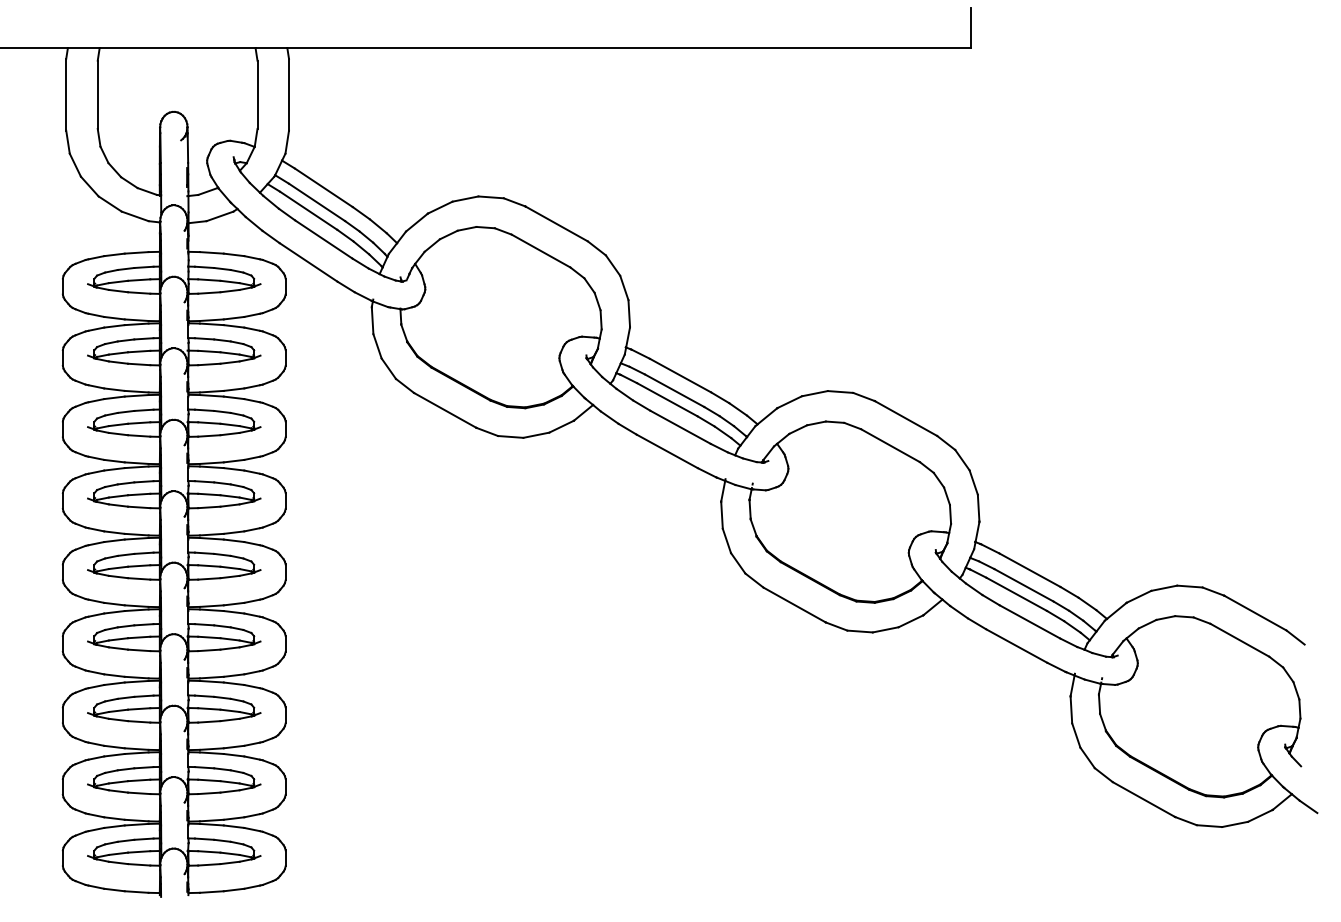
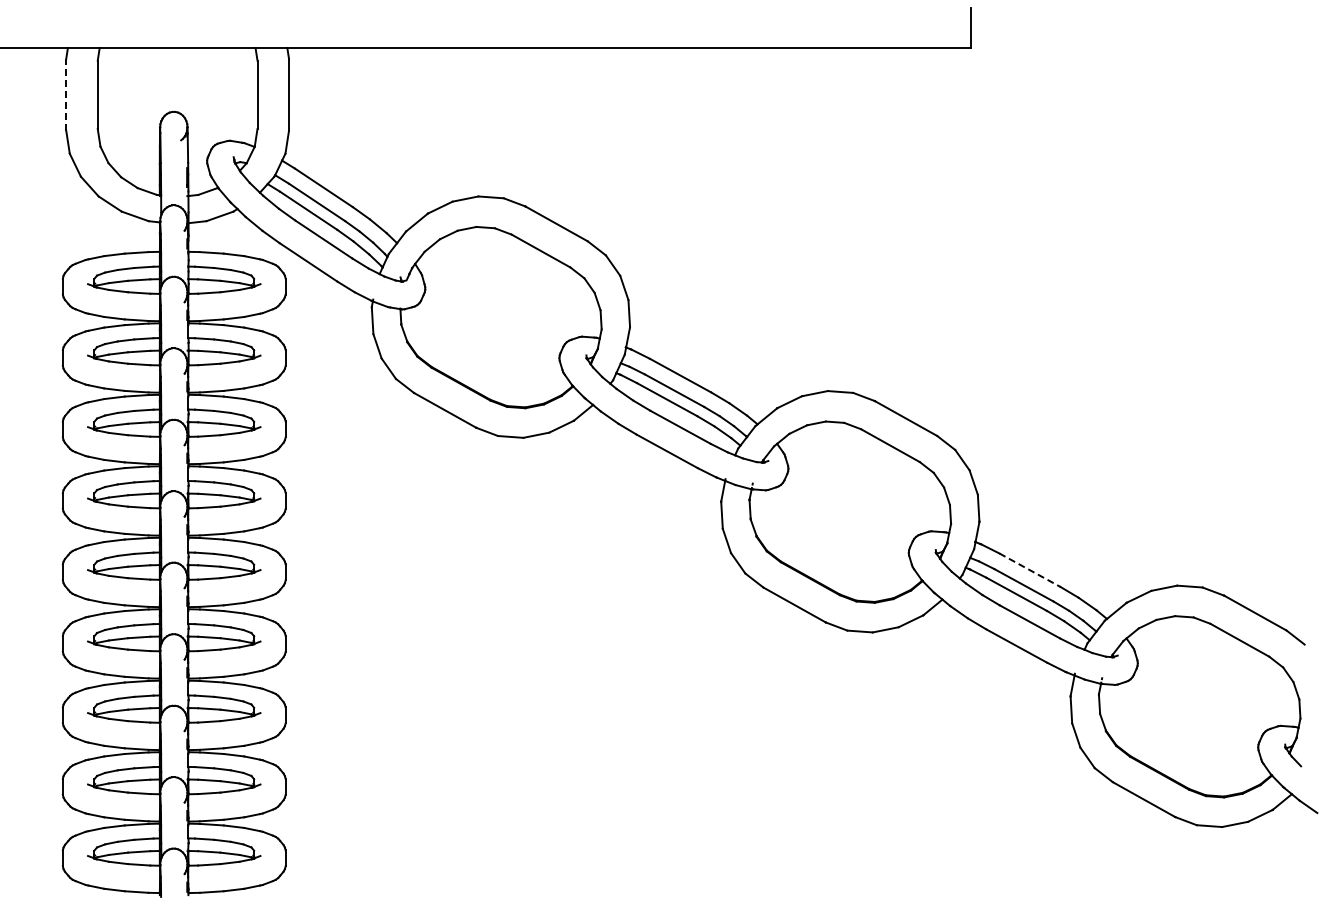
line: solid -> dashed (66, 94)
line: solid -> dashed (1029, 570)
